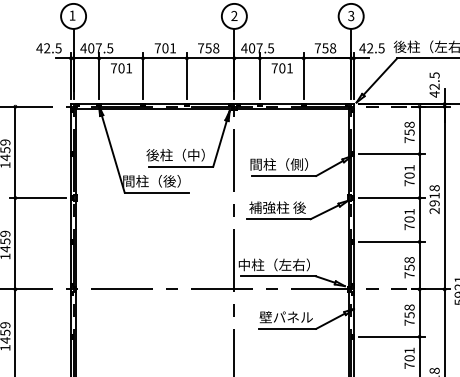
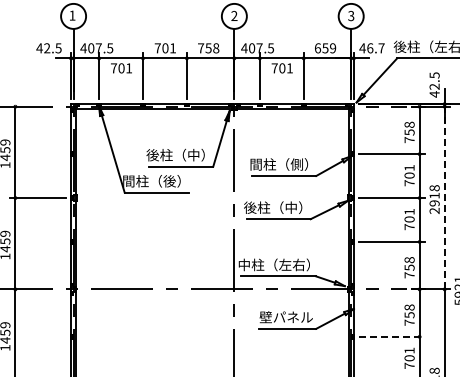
text: 758 -> 659 (325, 48)
text: 42.5 -> 46.7 (375, 48)
line: solid -> dashed (444, 197)
text: 補強柱 後 -> 後柱（中） (274, 207)
line: solid -> dashed (391, 336)
